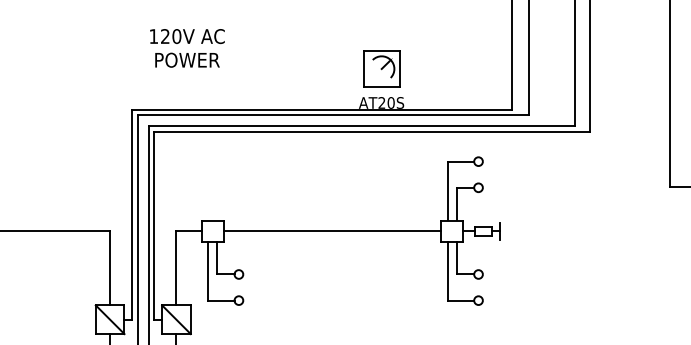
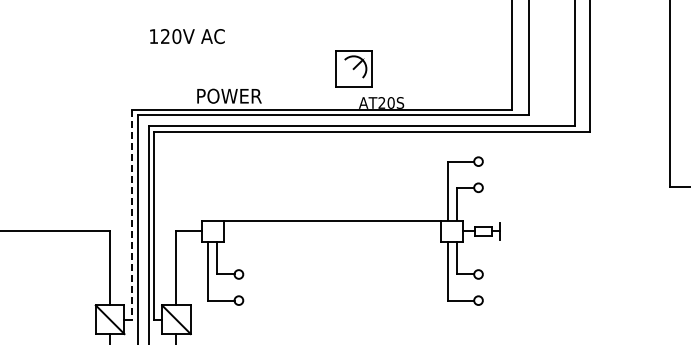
text position: (187, 59) -> (229, 95) (229, 95)
part position: (381, 68) -> (353, 68) (353, 68)
line: solid -> dashed (132, 215)
line position: (332, 231) -> (332, 221) (332, 221)
